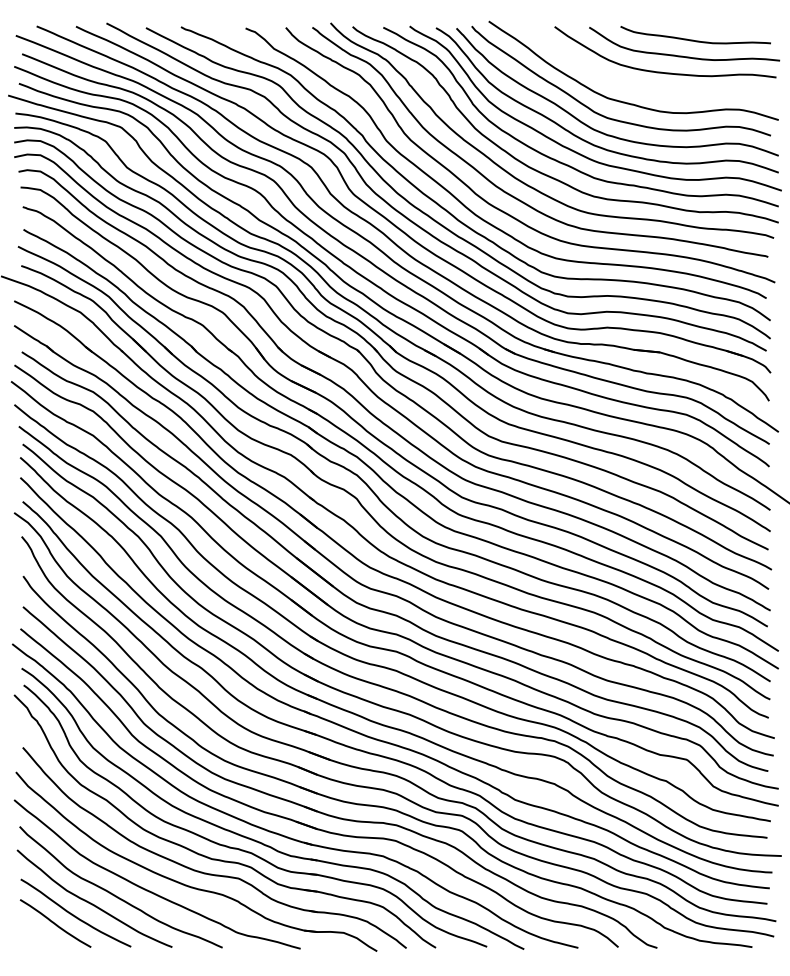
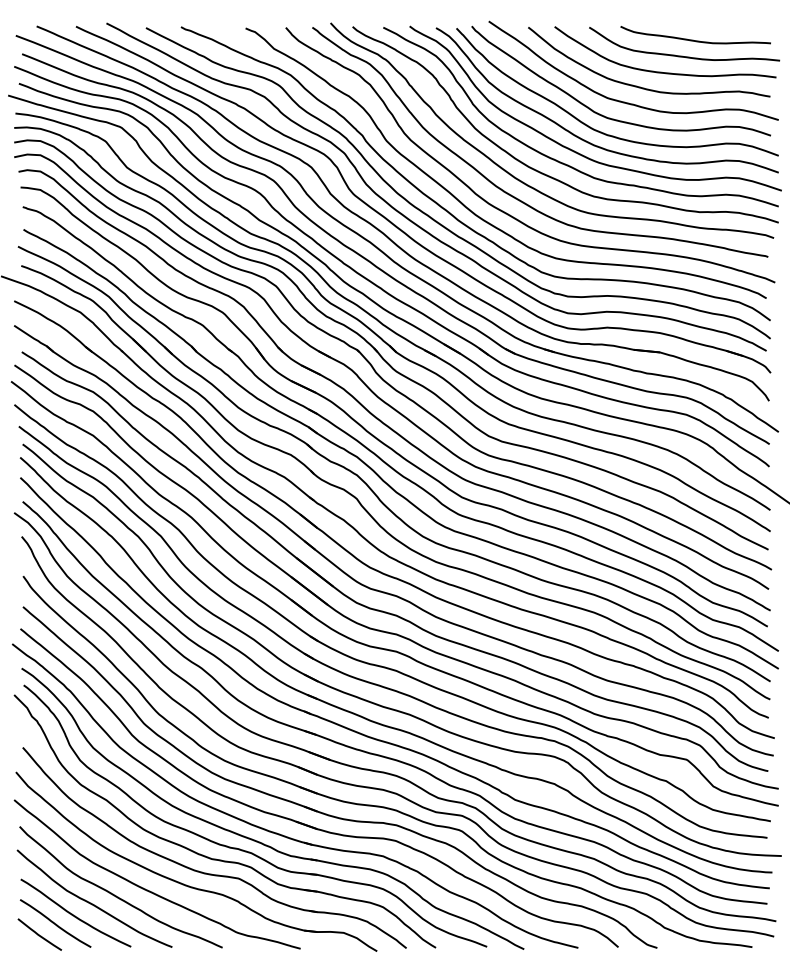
curve: none -> present (644, 87)
curve: none -> present (39, 934)
